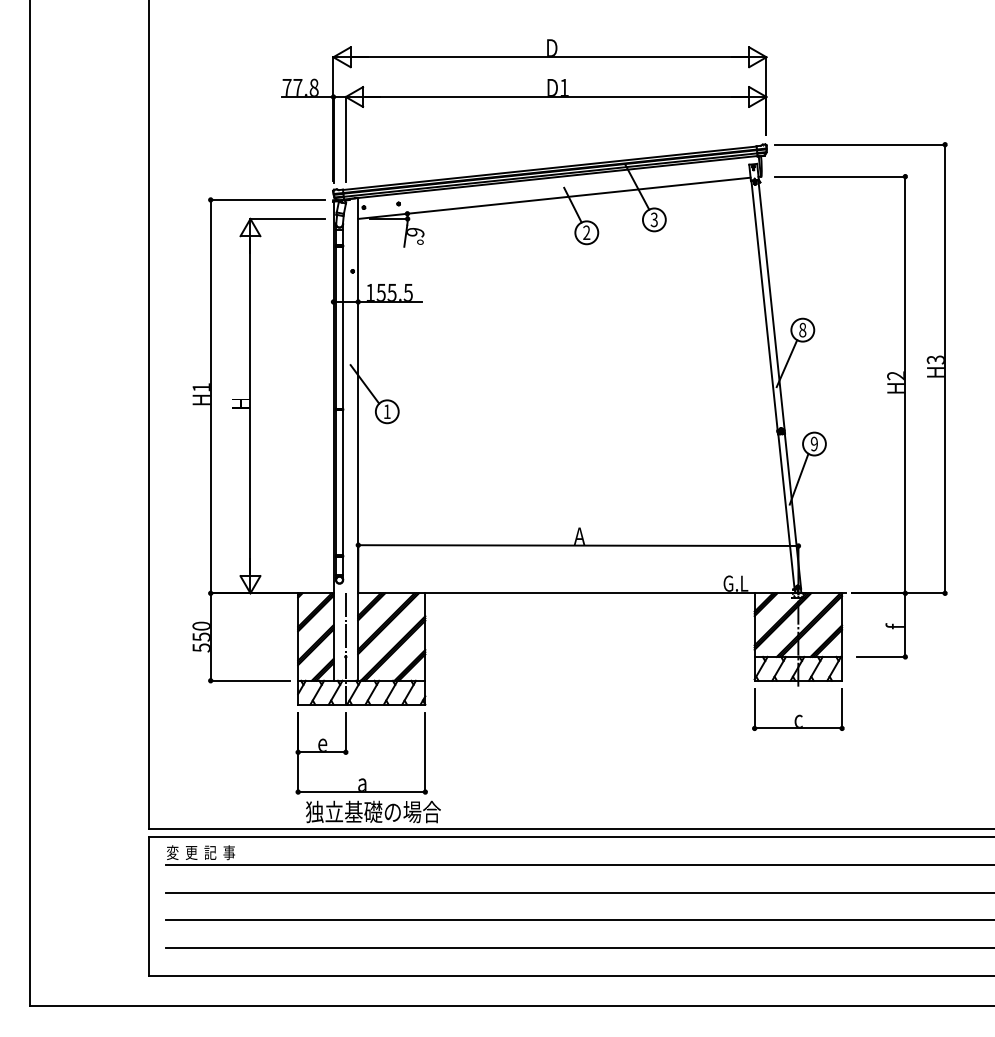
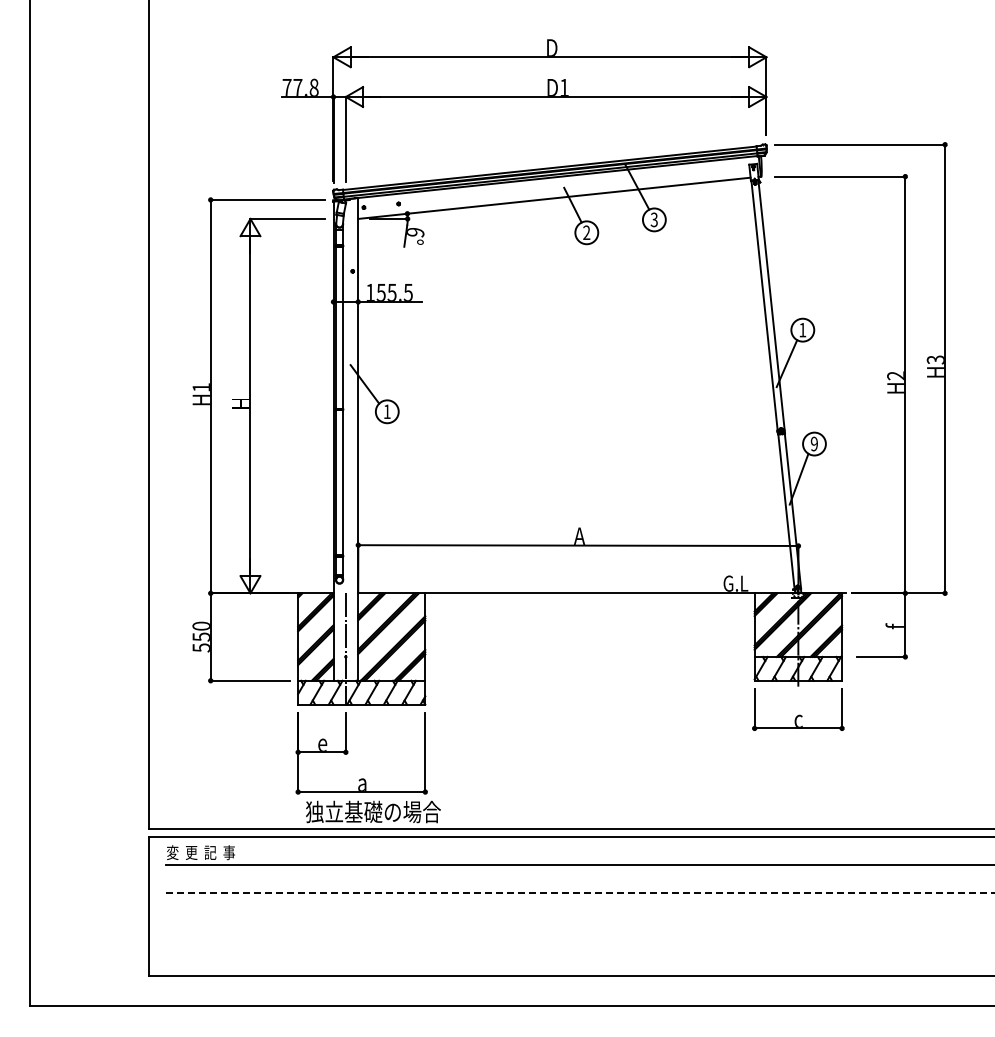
text: 8 -> 1 (802, 329)
line: solid -> dashed (580, 892)
line: present -> none (578, 920)
line: present -> none (578, 948)
